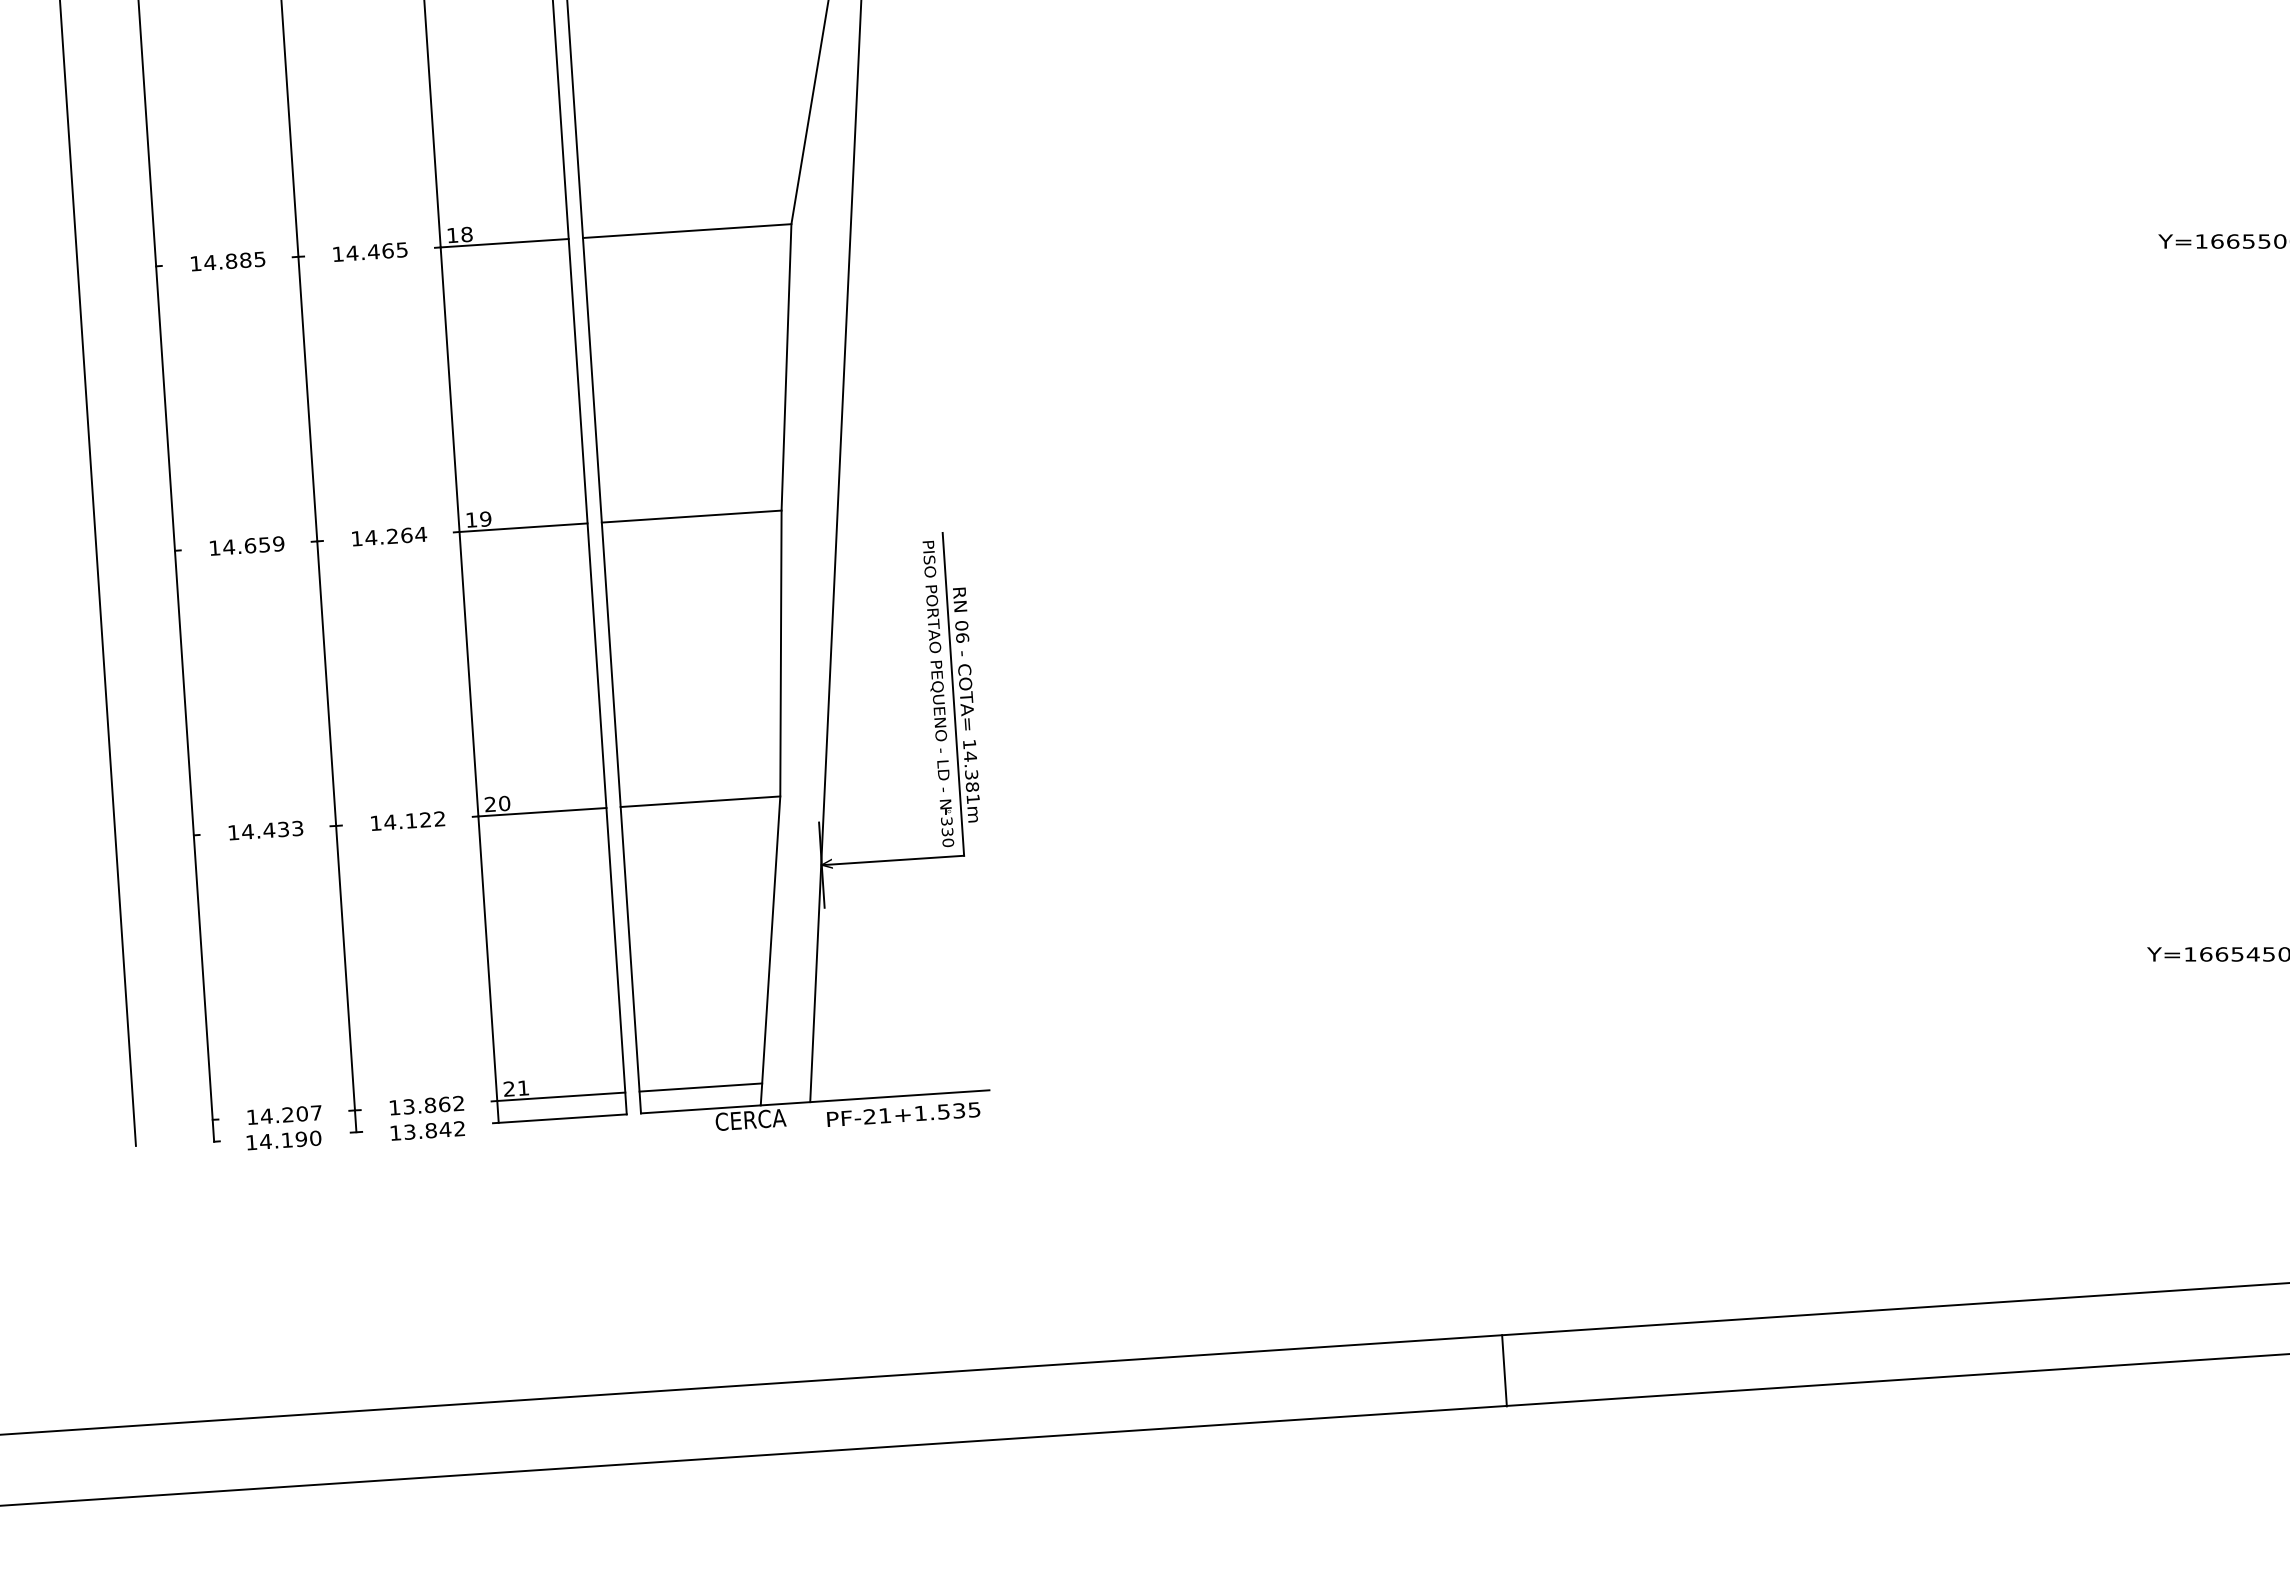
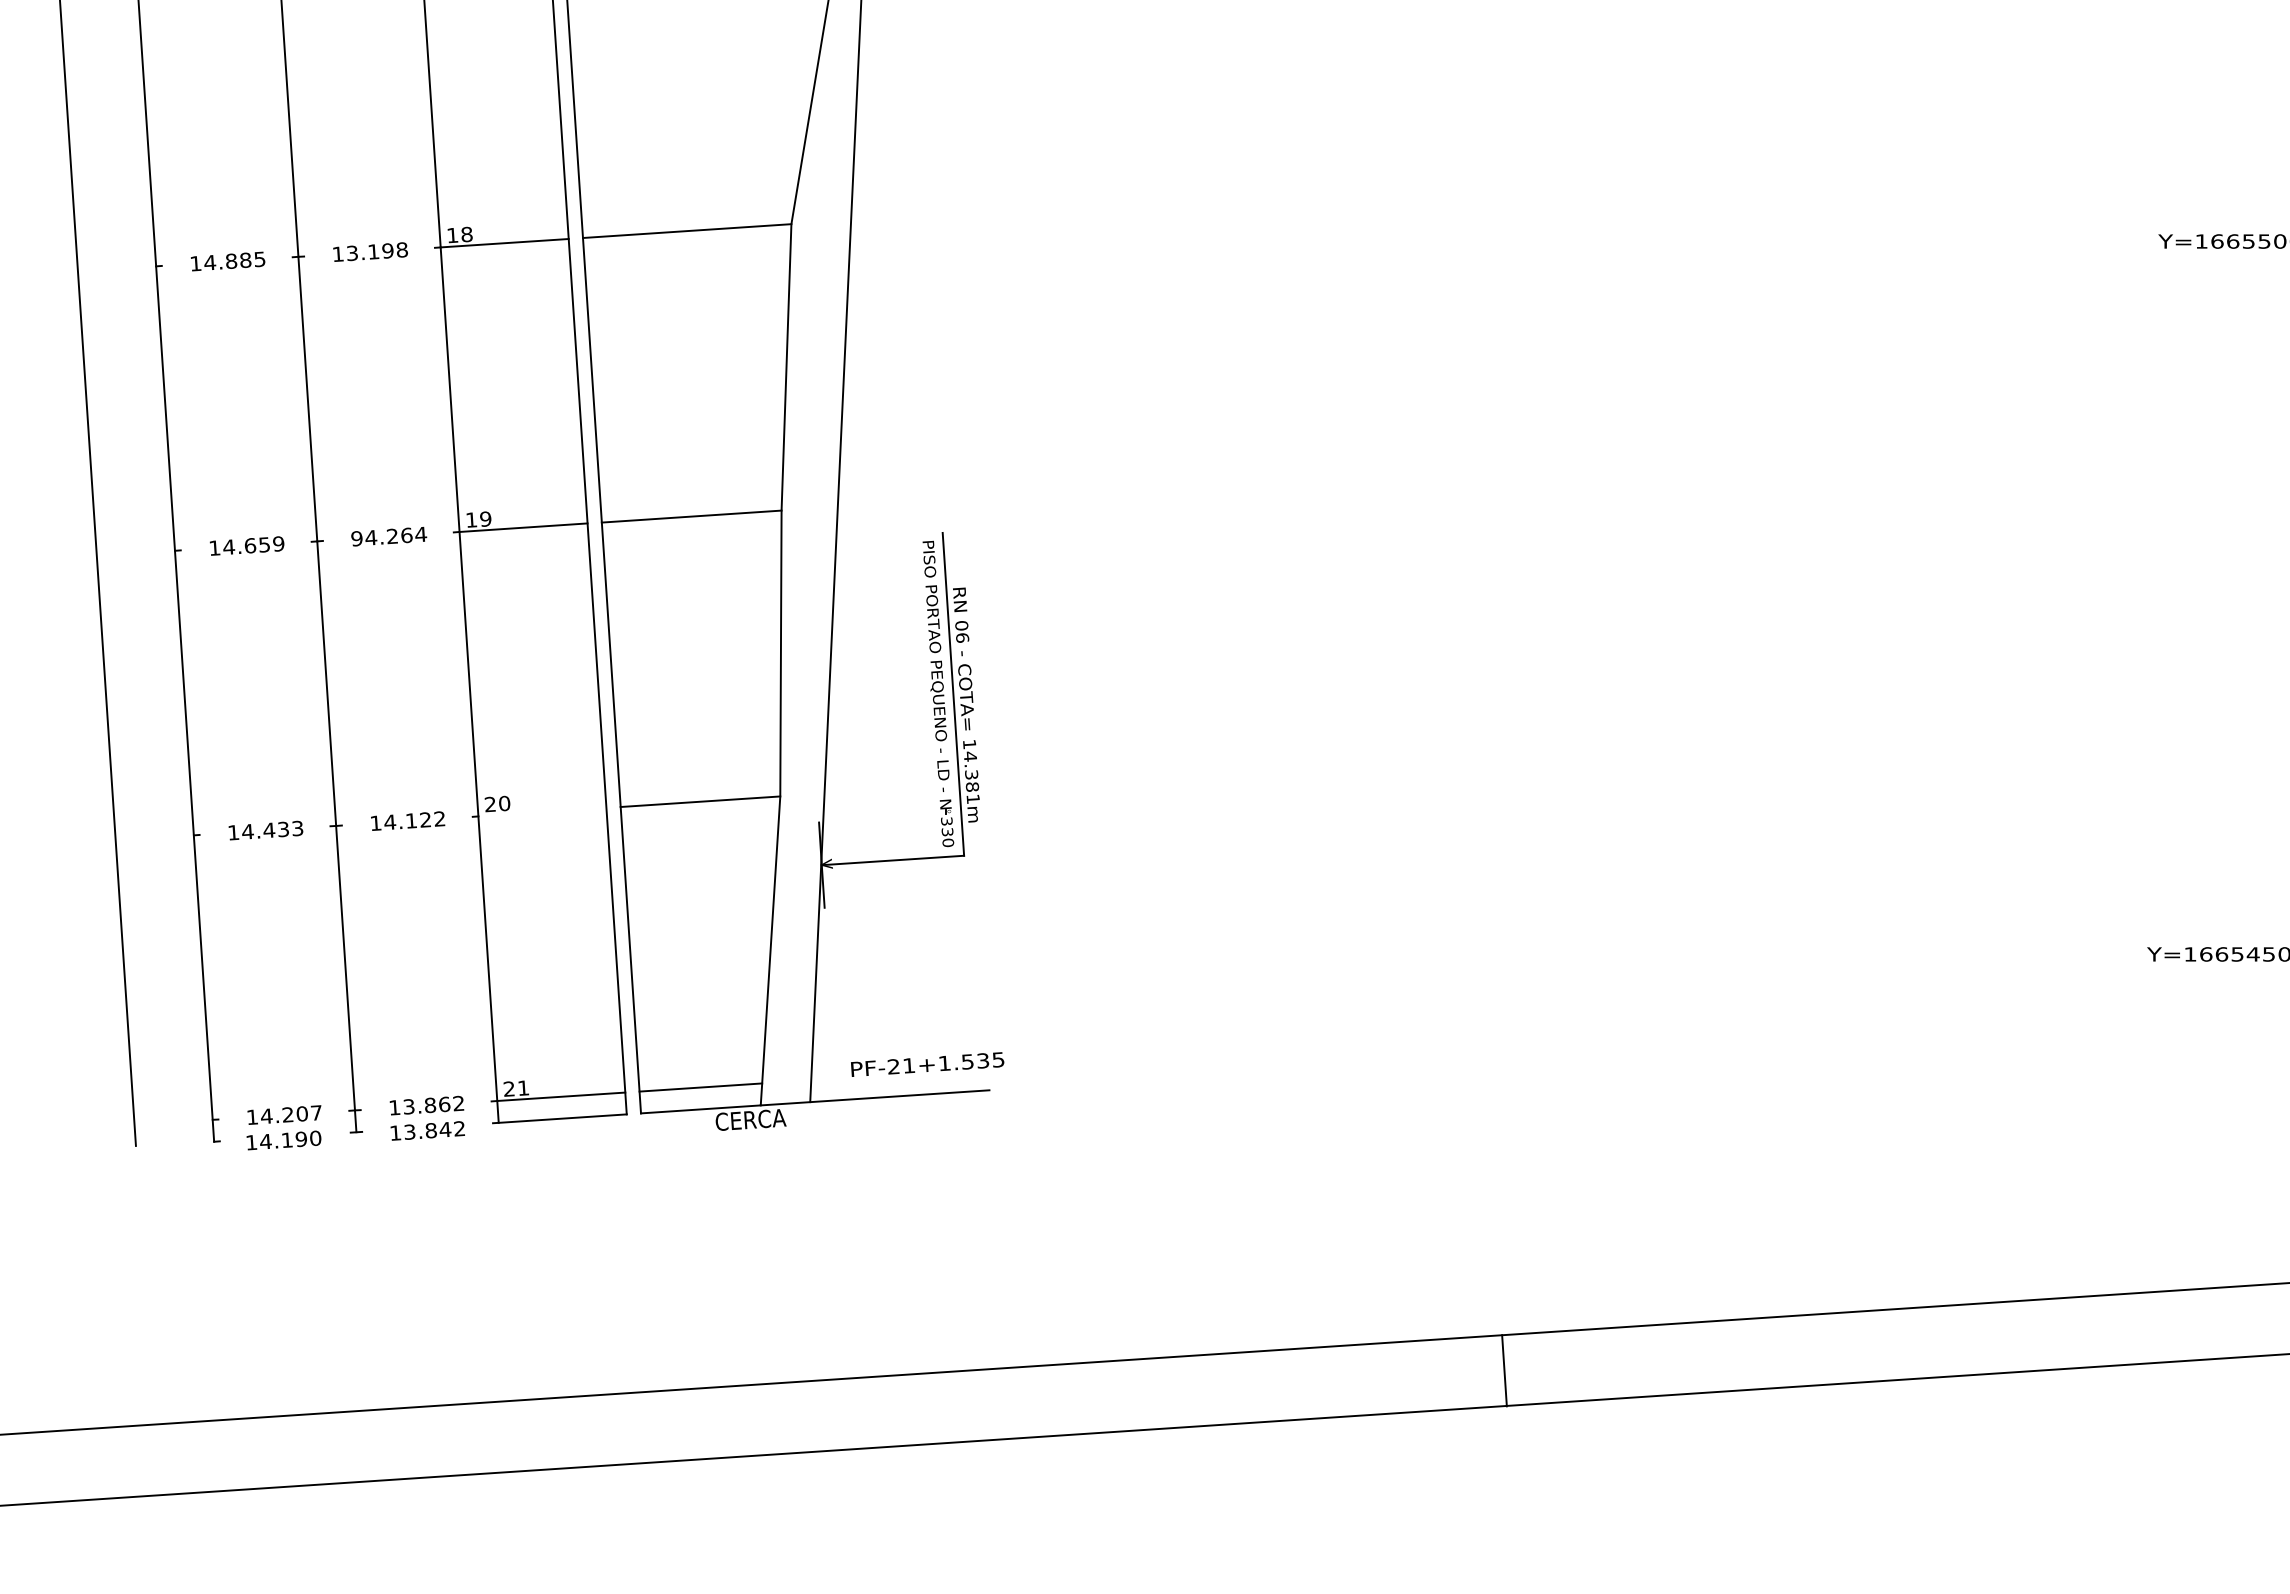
text: 14.465 -> 13.198 (376, 251)
text: 14.264 -> 94.264 (356, 538)
line: present -> none (542, 812)
text position: (903, 1114) -> (927, 1064) (927, 1064)
